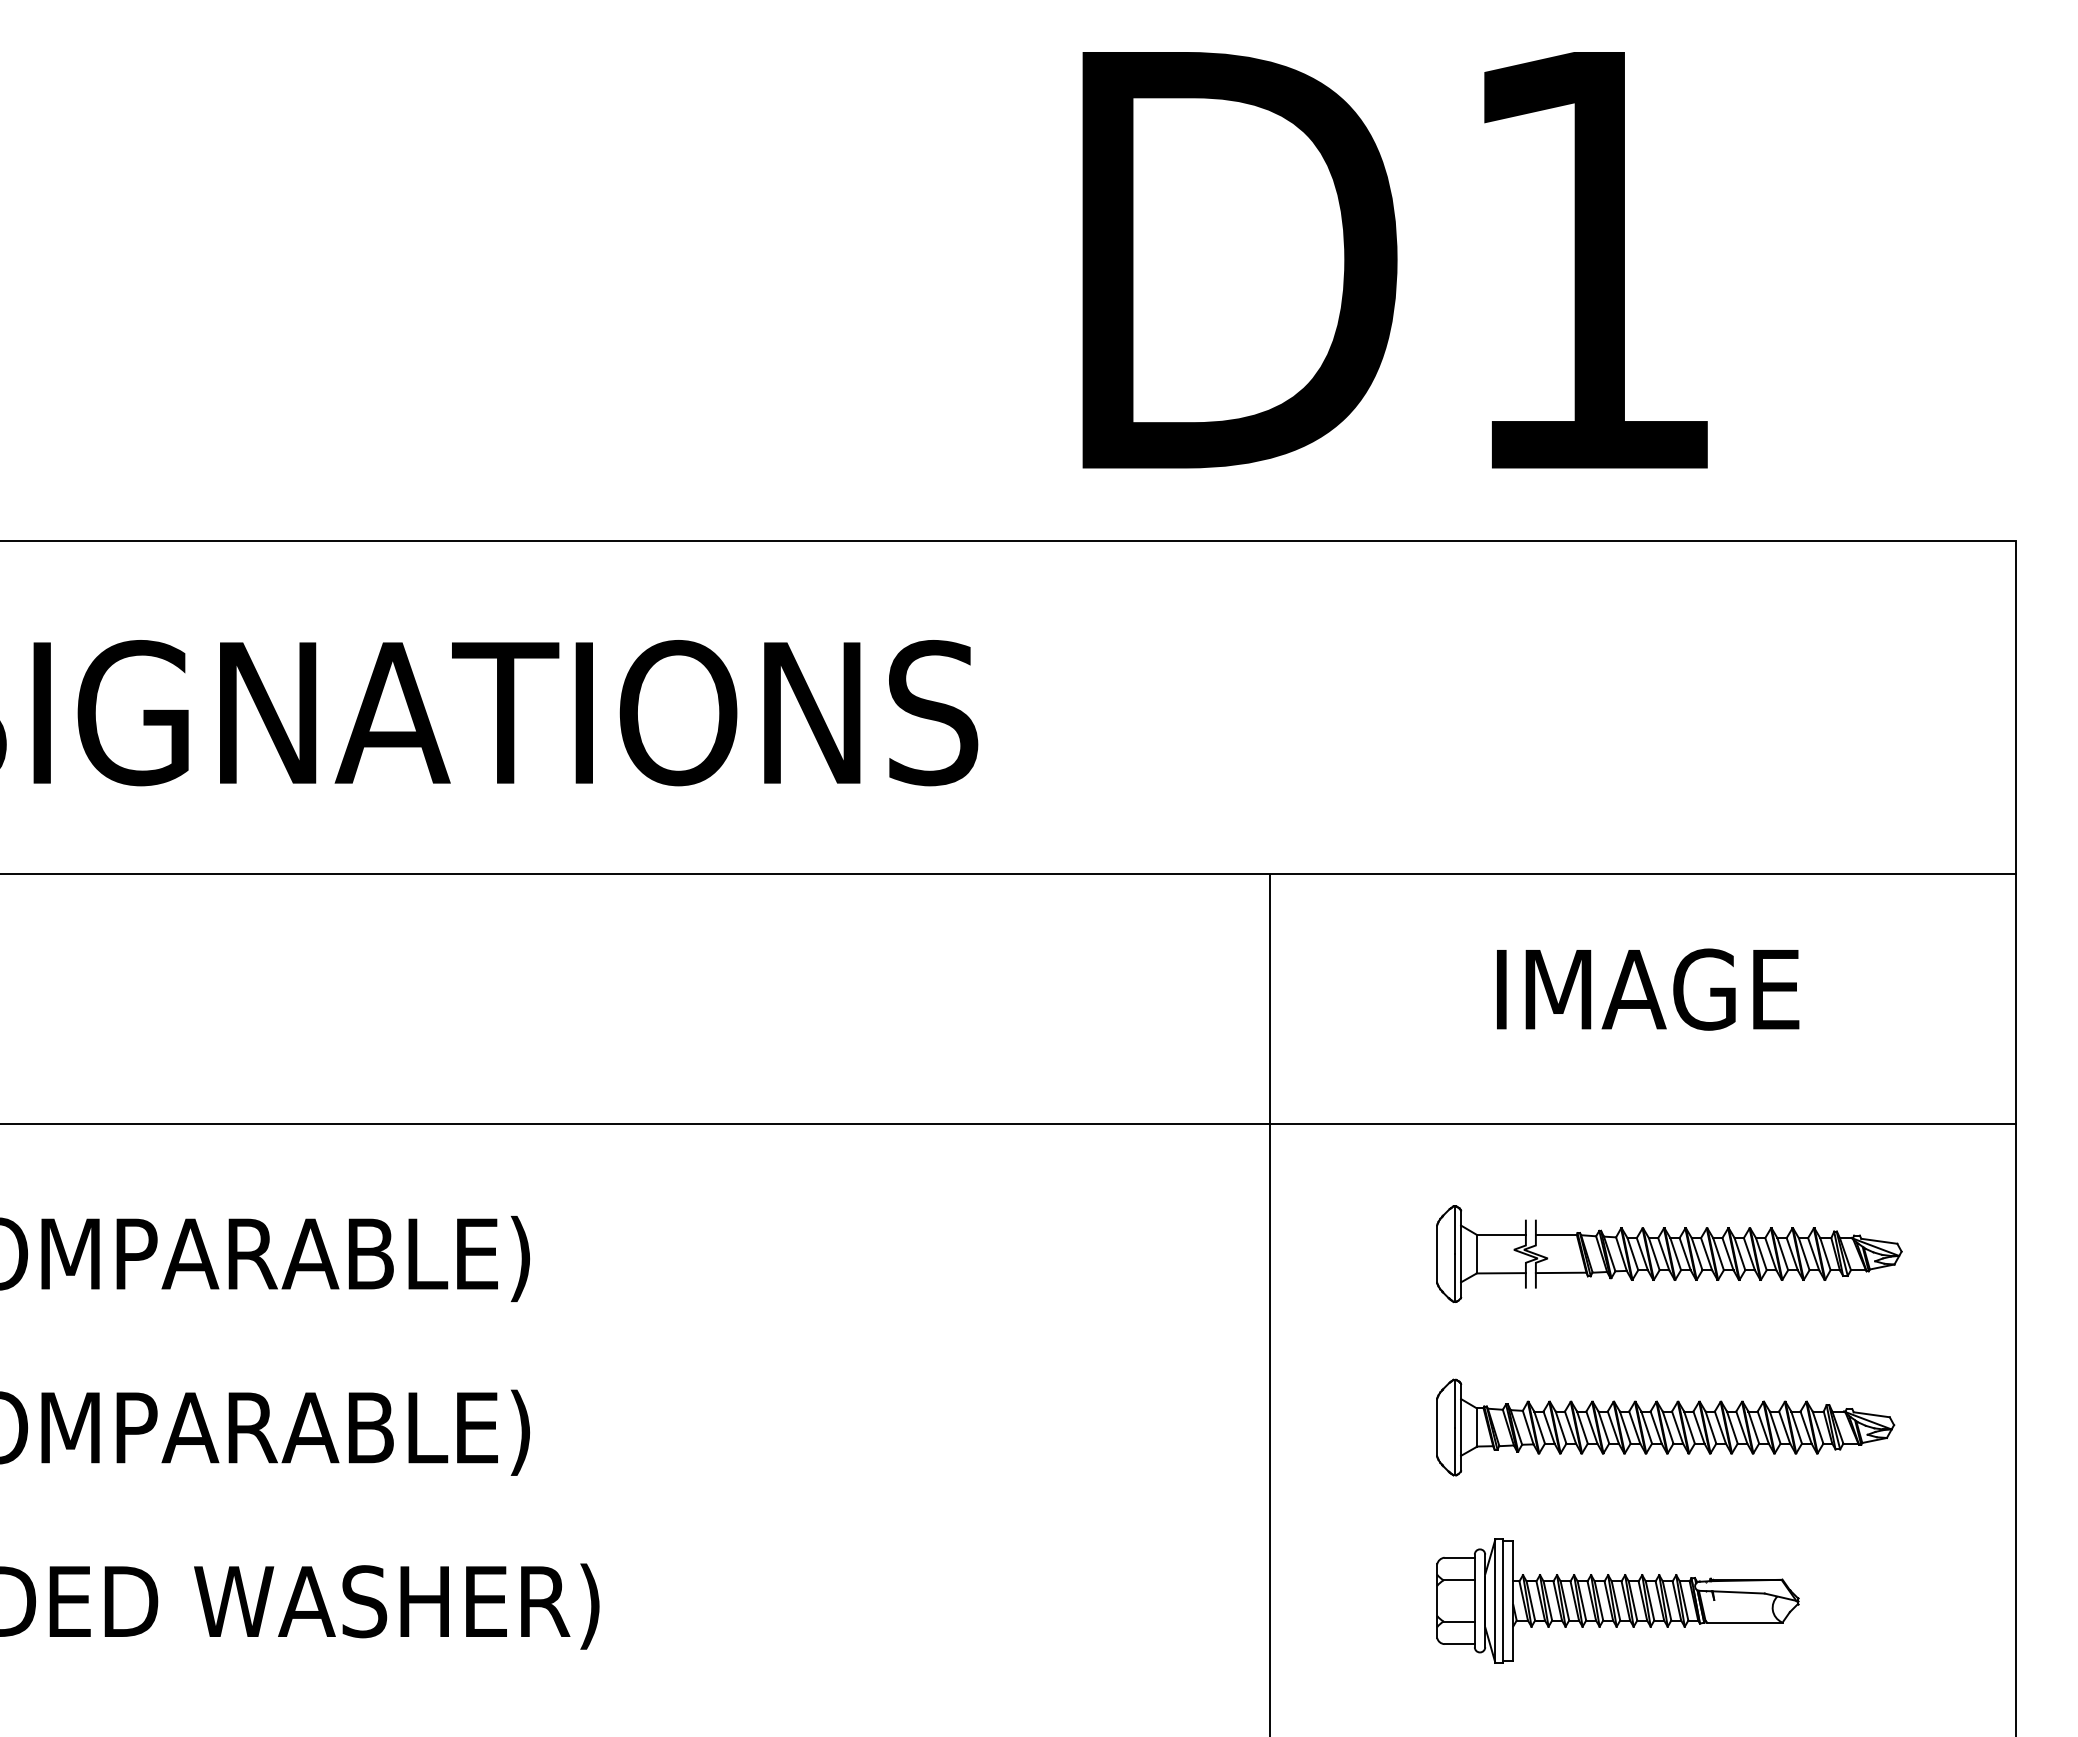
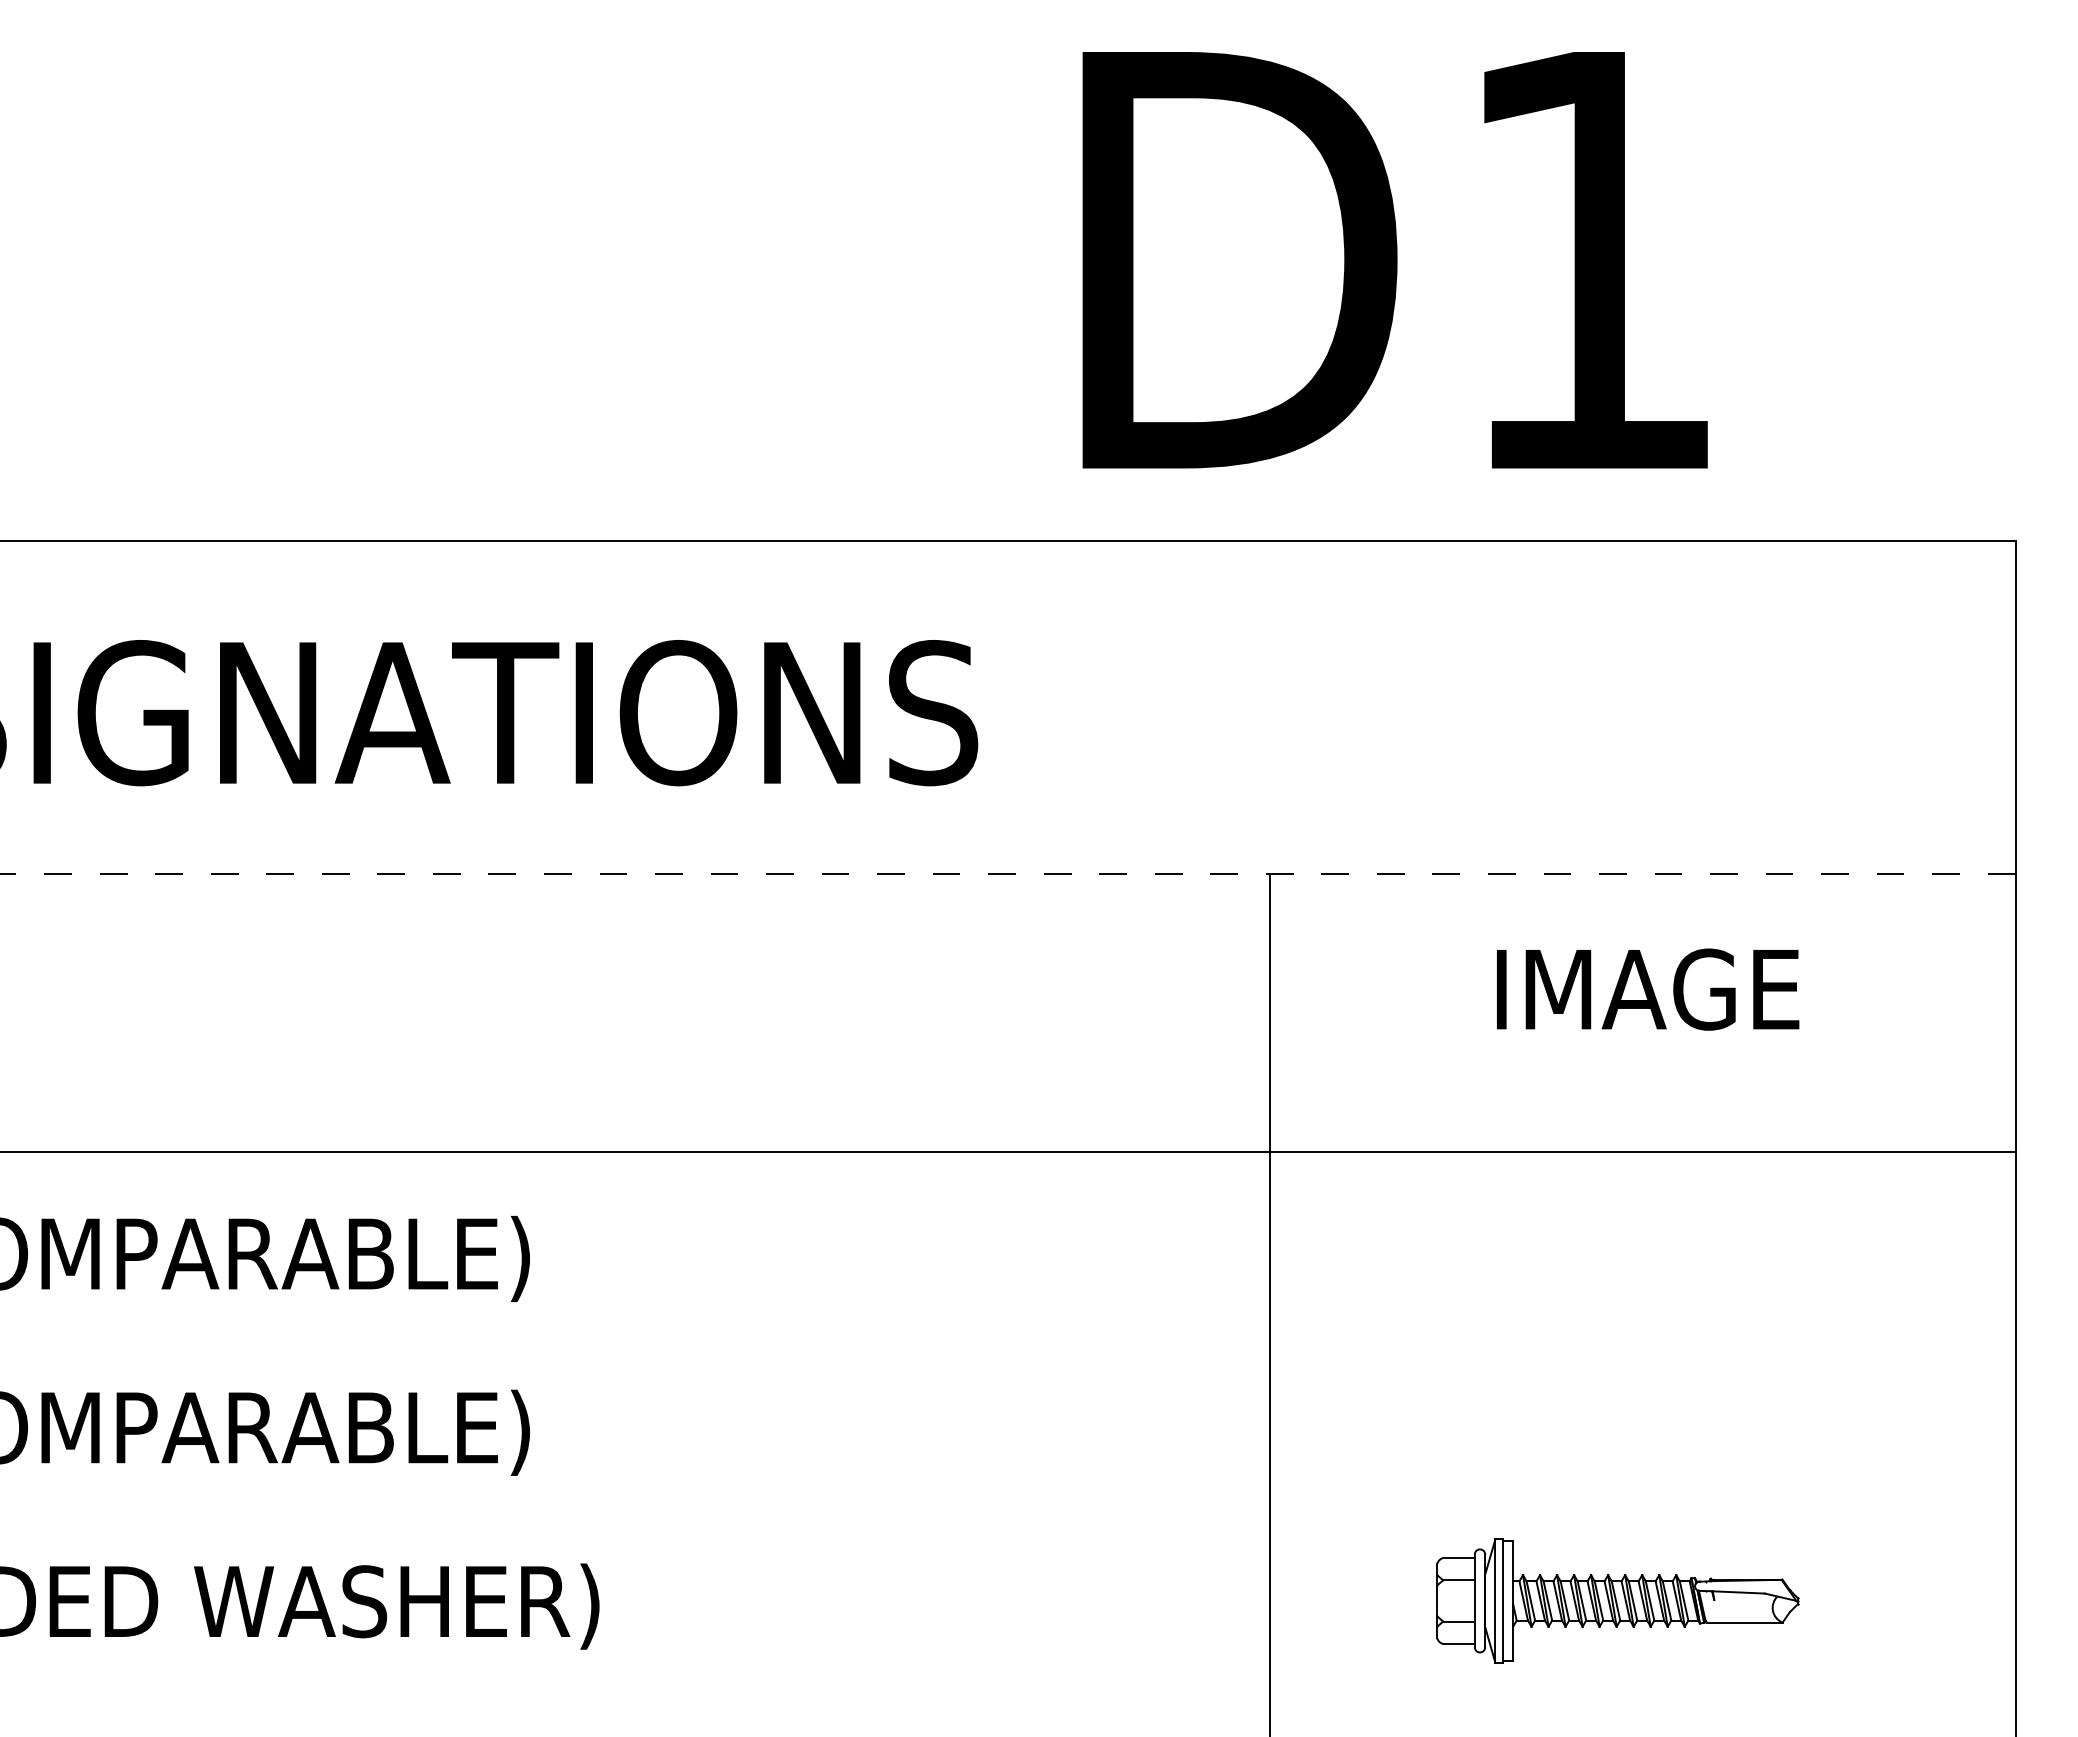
line: solid -> dashed (1008, 873)
line position: (1008, 1123) -> (1008, 1151) (1008, 1151)
part: present -> none (1669, 1254)
part: present -> none (1665, 1427)
